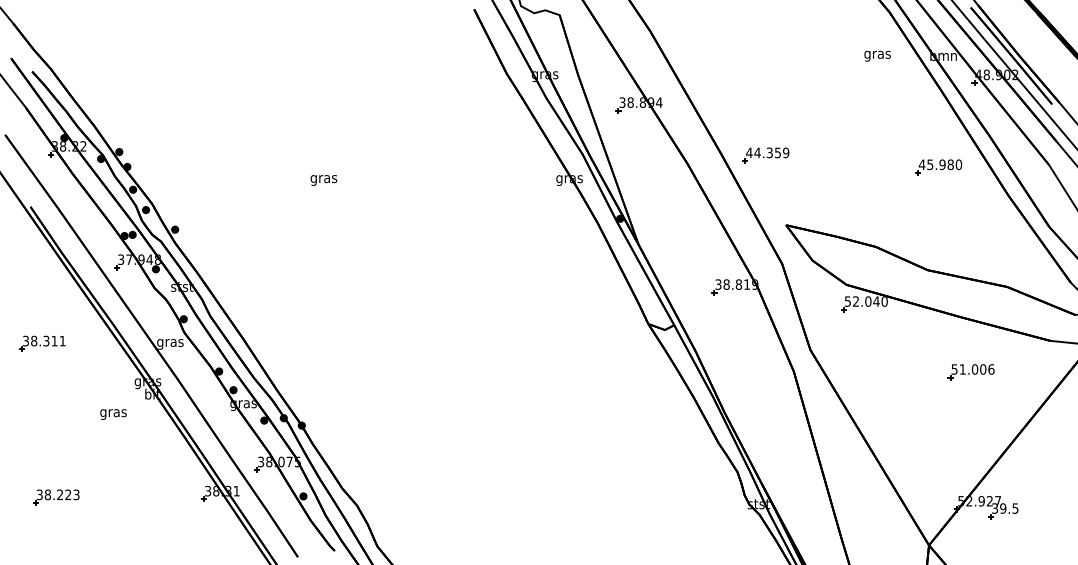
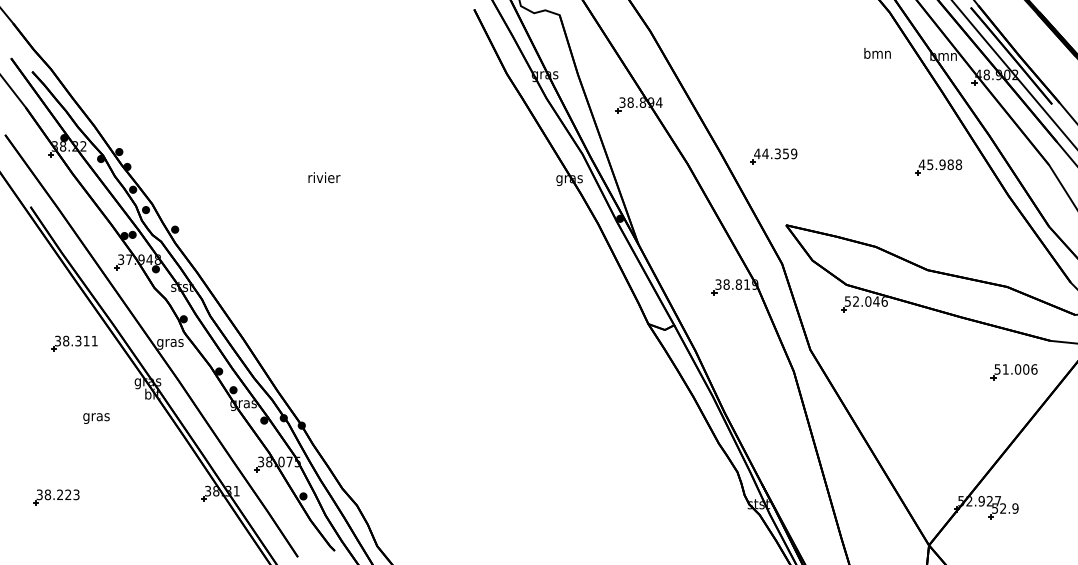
text: gras -> bmn (877, 54)
part position: (765, 155) -> (773, 156) (773, 156)
text: 45.980 -> 45.988 (958, 164)
text: gras -> rivier (324, 178)
text: 52.040 -> 52.046 (884, 301)
part position: (42, 343) -> (74, 343) (74, 343)
part position: (970, 372) -> (1013, 372) (1013, 372)
text position: (113, 414) -> (96, 418) (96, 418)
text: 39.5 -> 52.9 (1005, 508)
